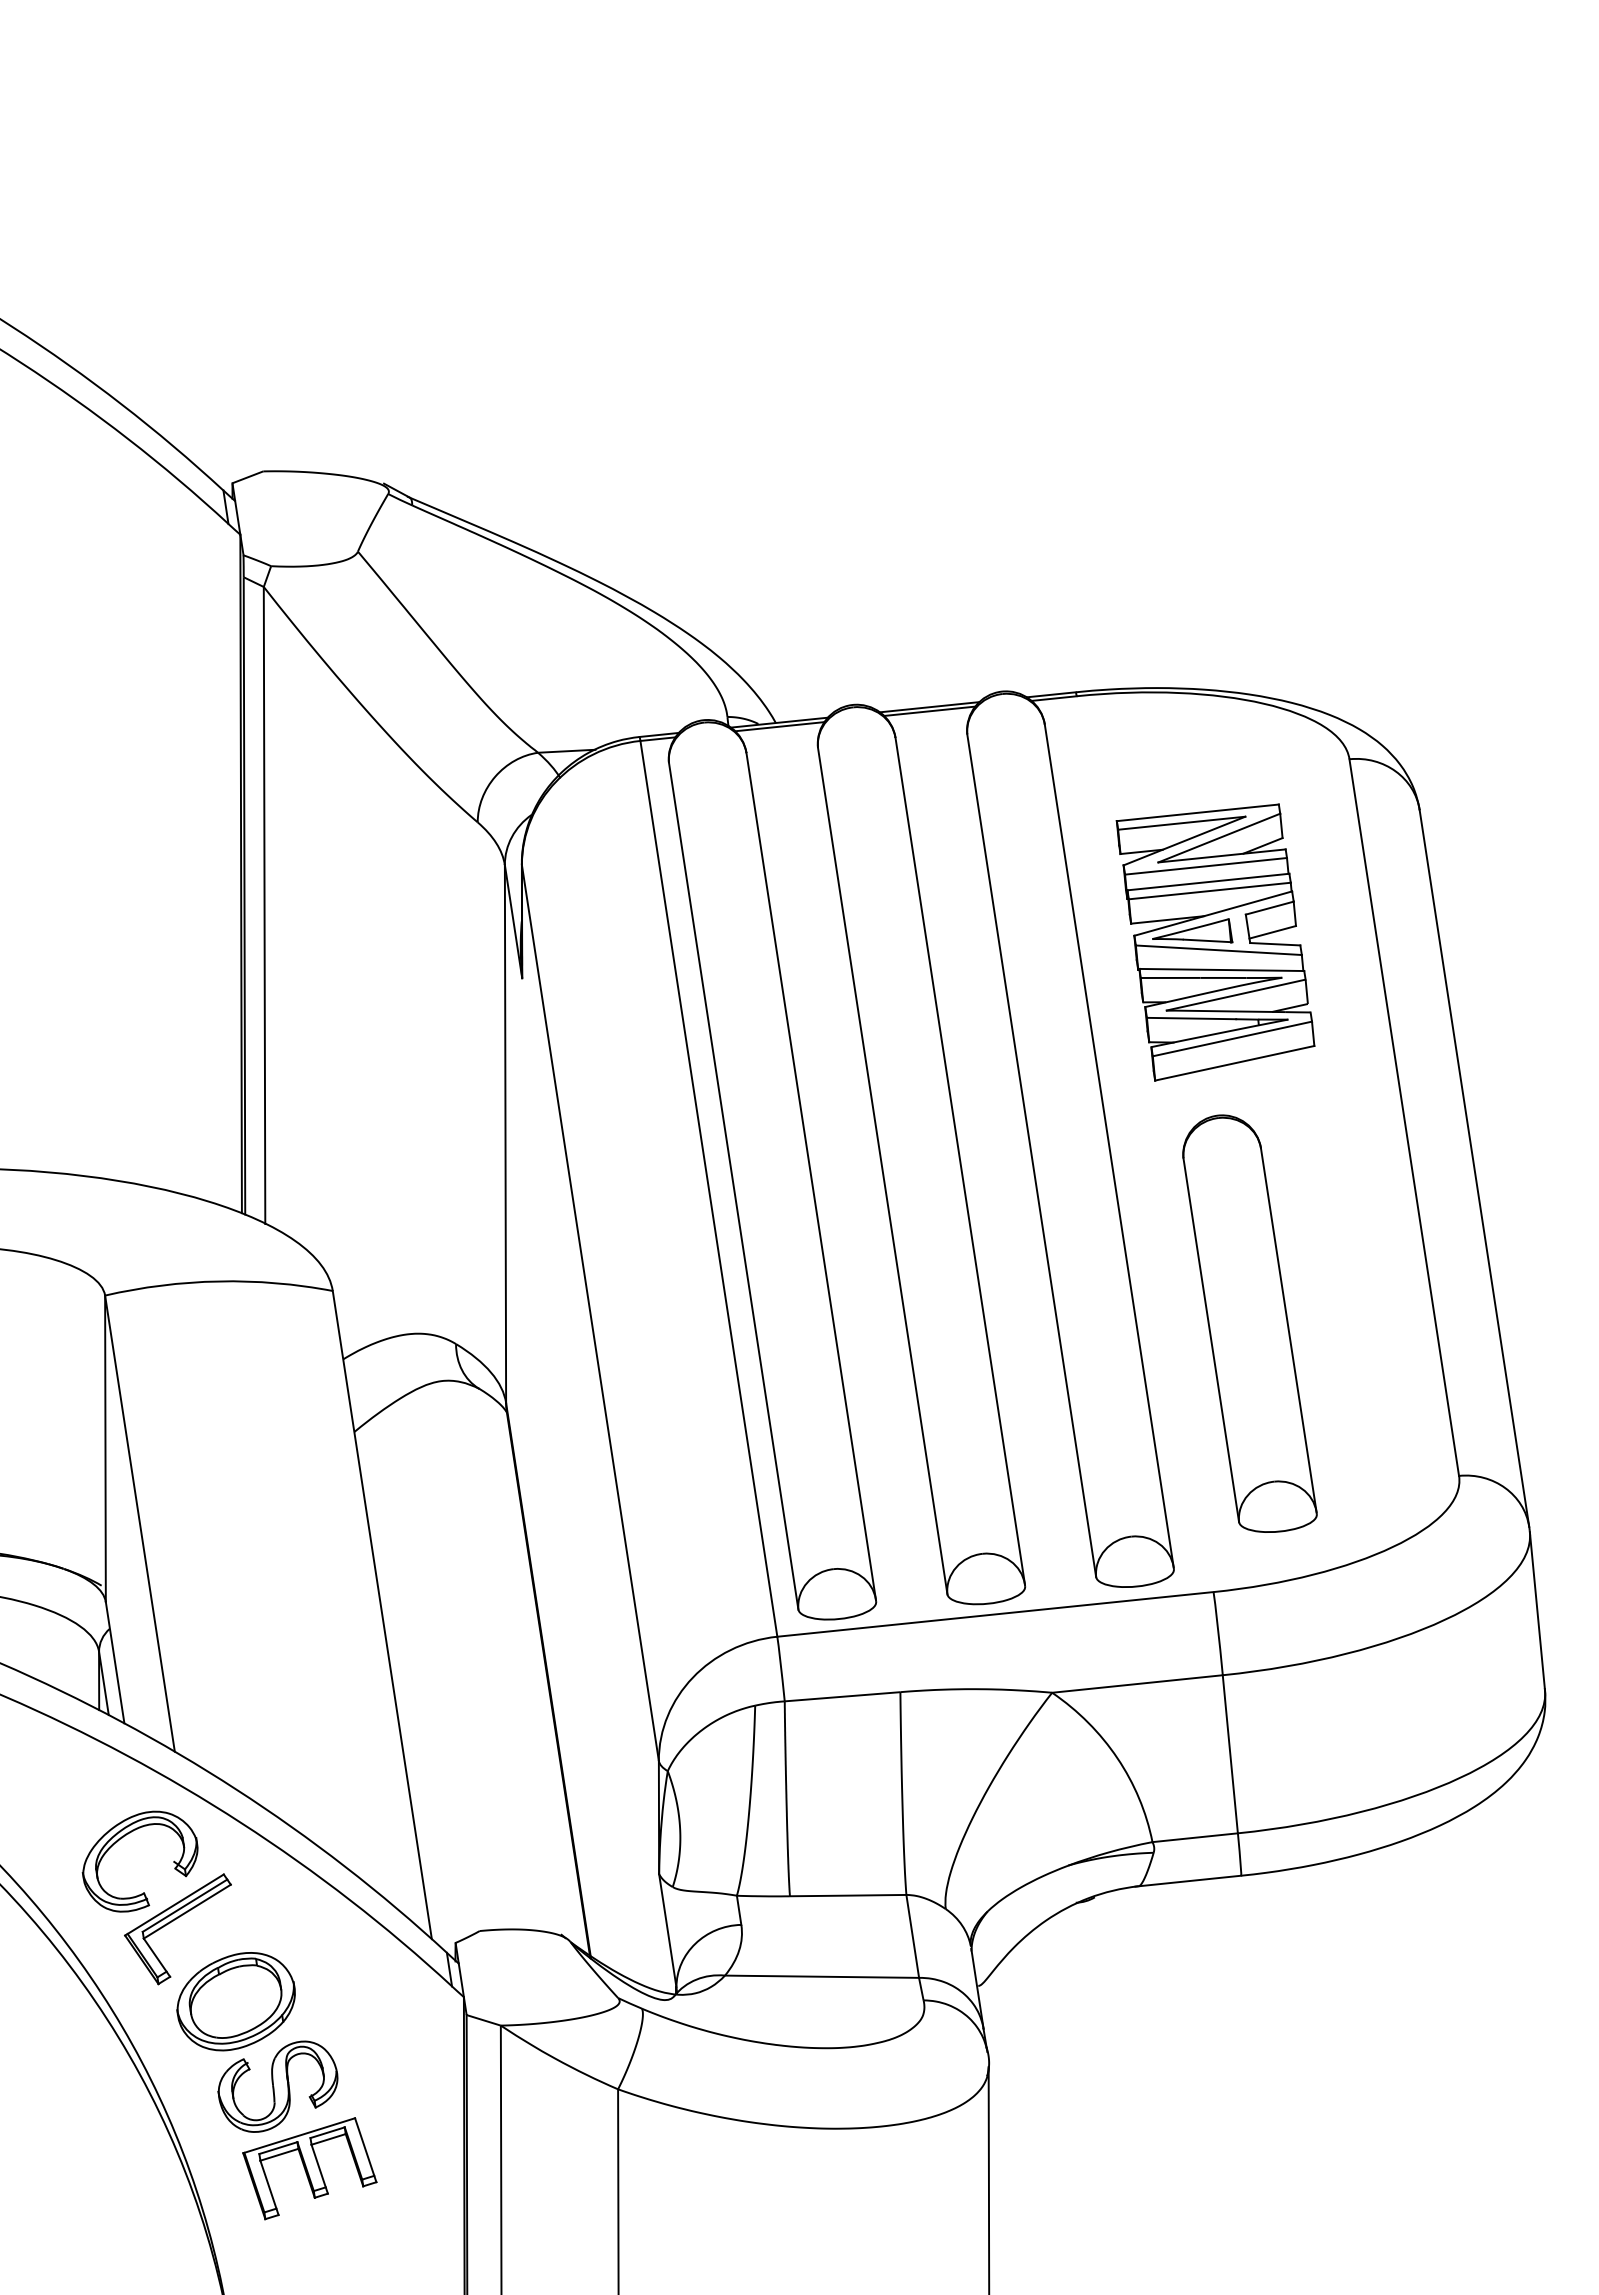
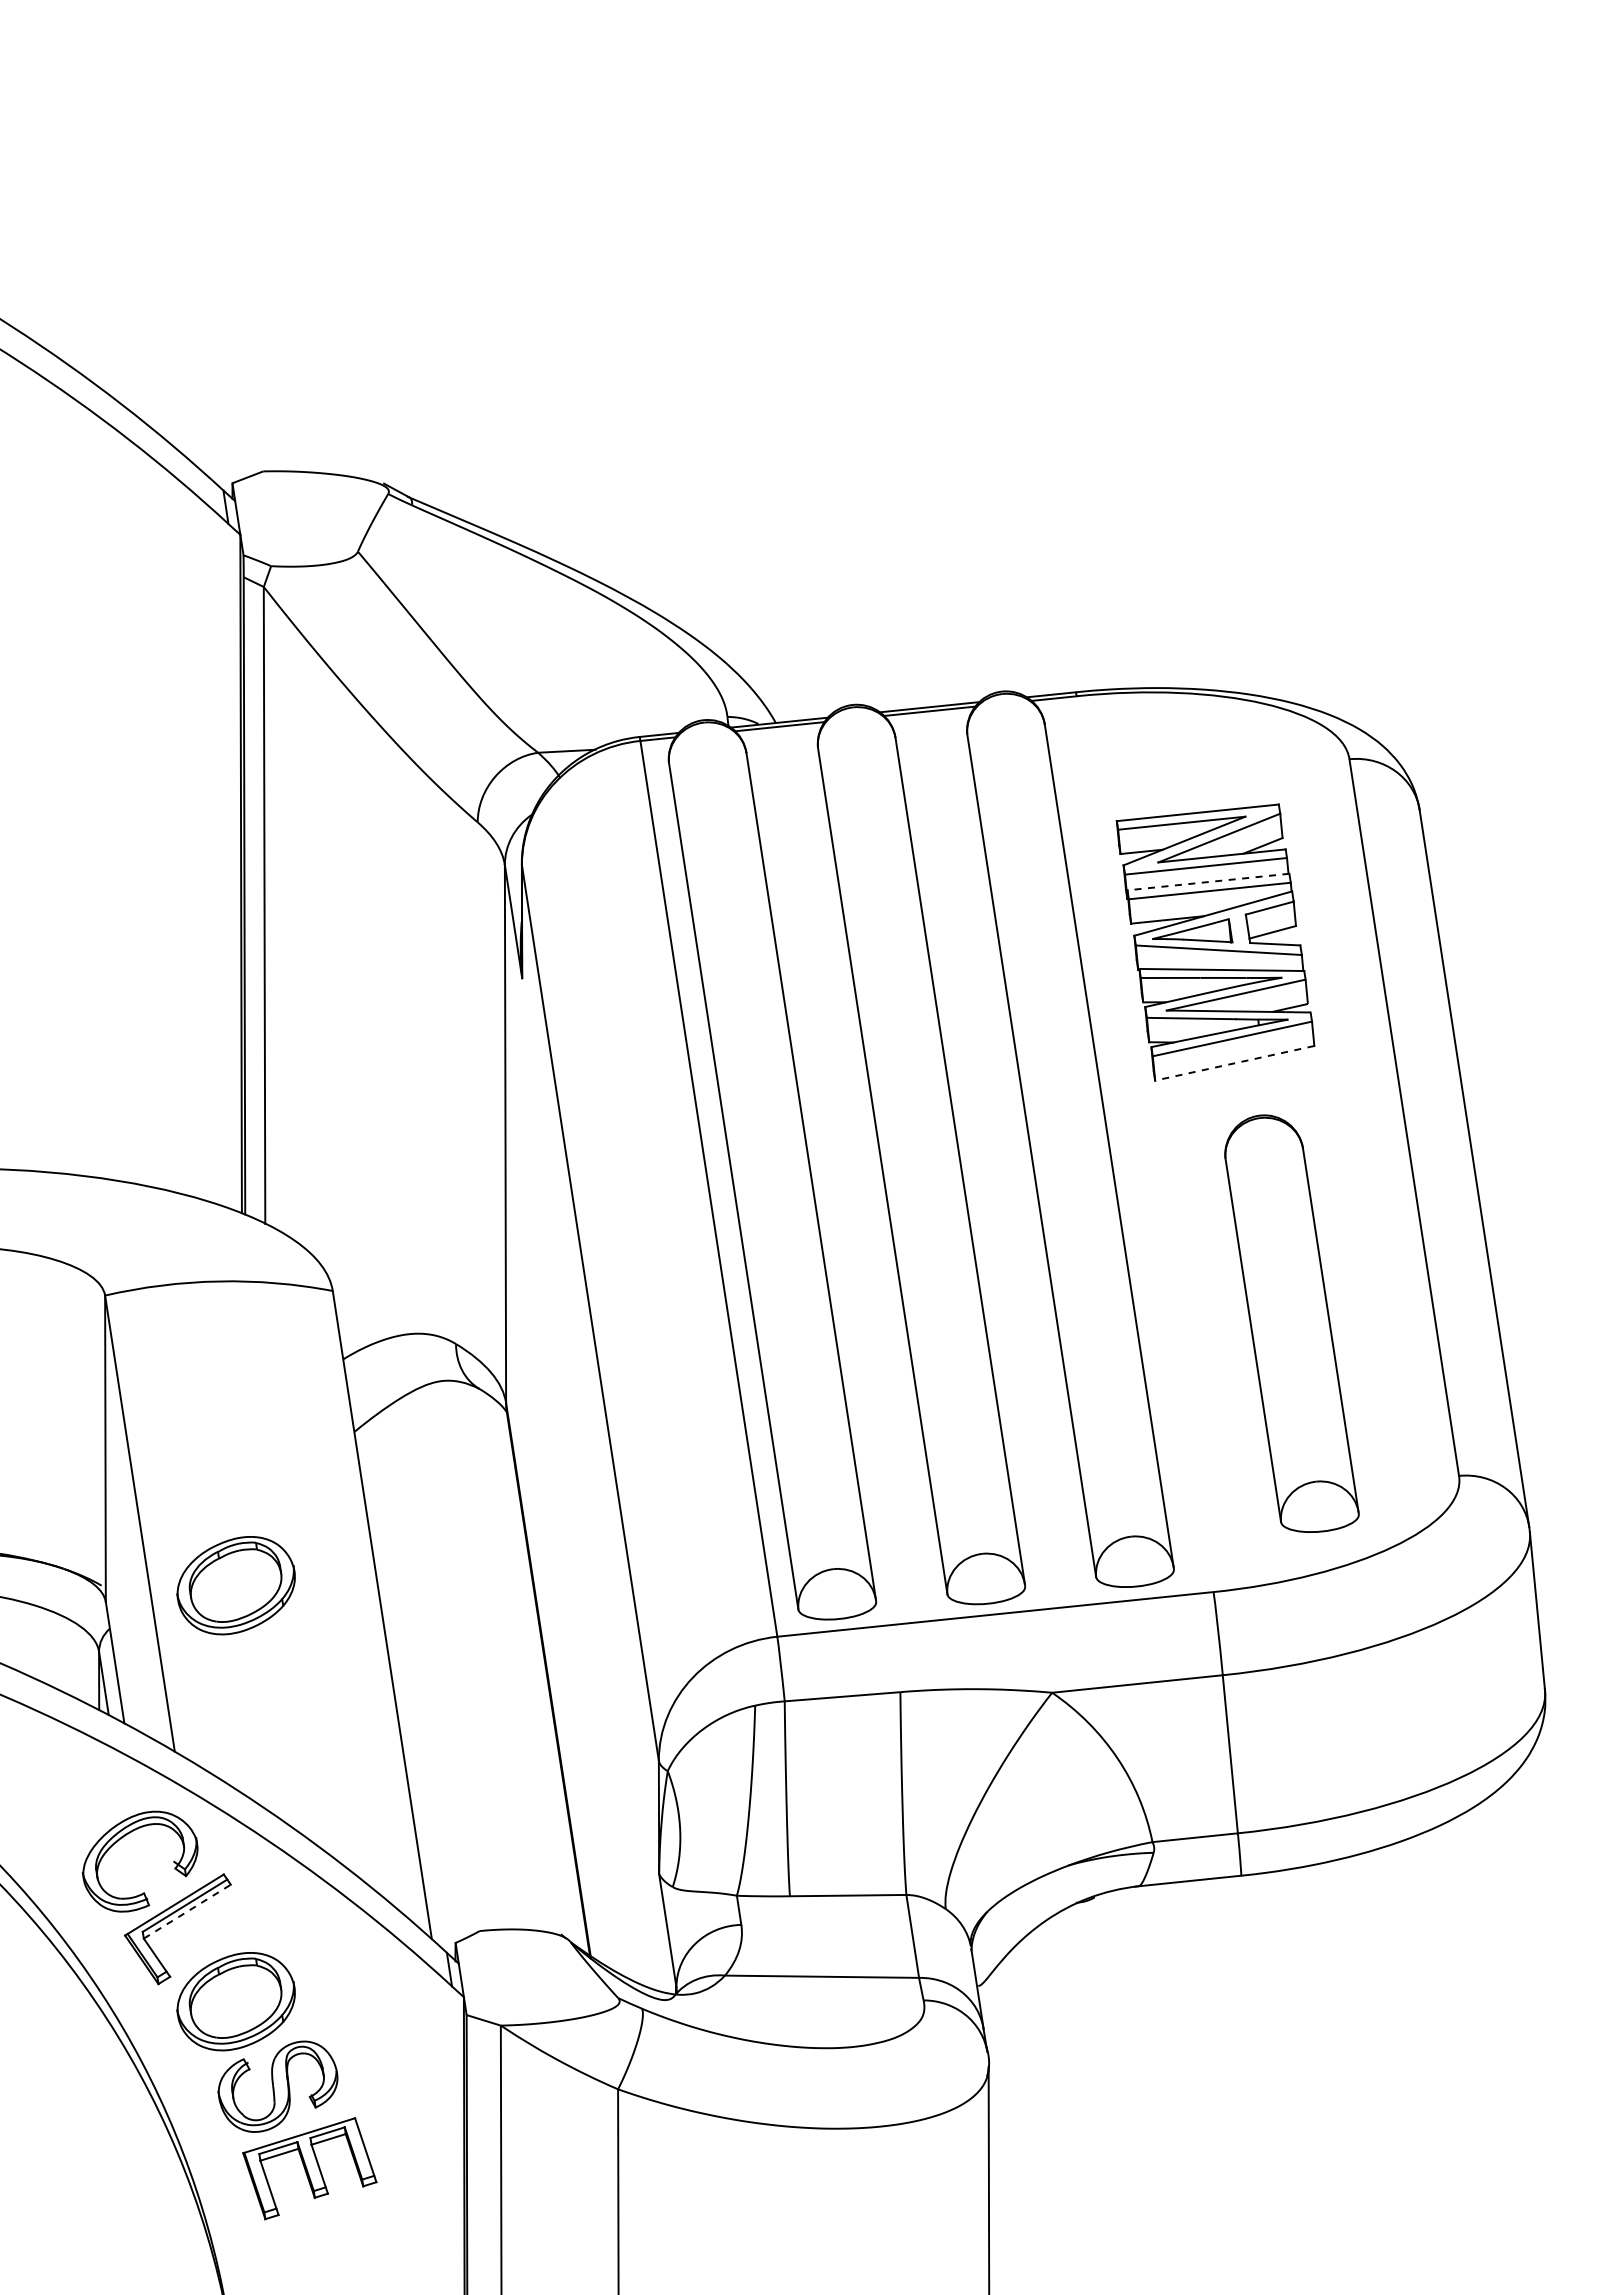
line: solid -> dashed (1207, 882)
line: solid -> dashed (1234, 1063)
part position: (1249, 1323) -> (1291, 1323) (1291, 1323)
part: none -> present (235, 1585)
line: solid -> dashed (187, 1911)
